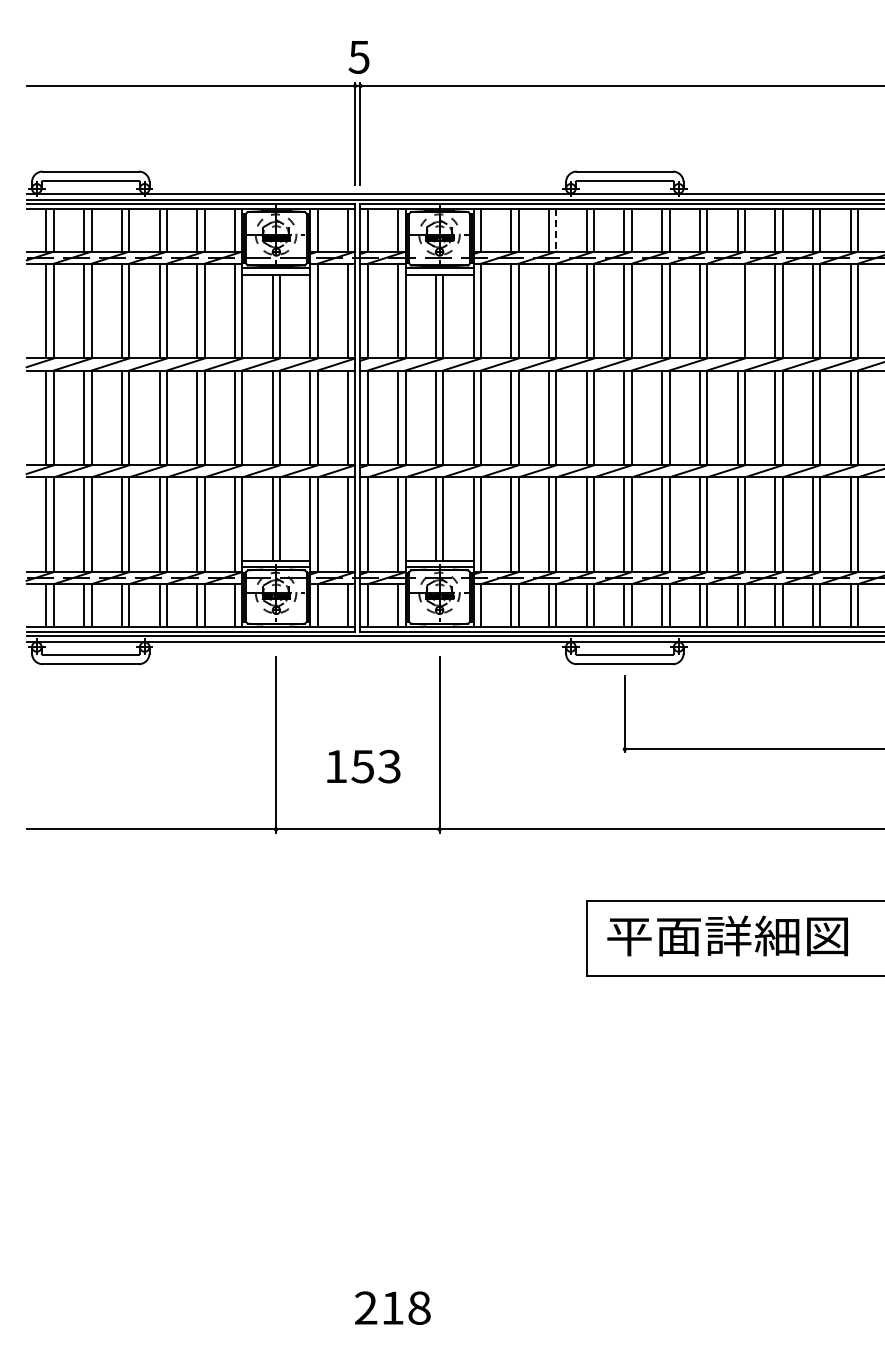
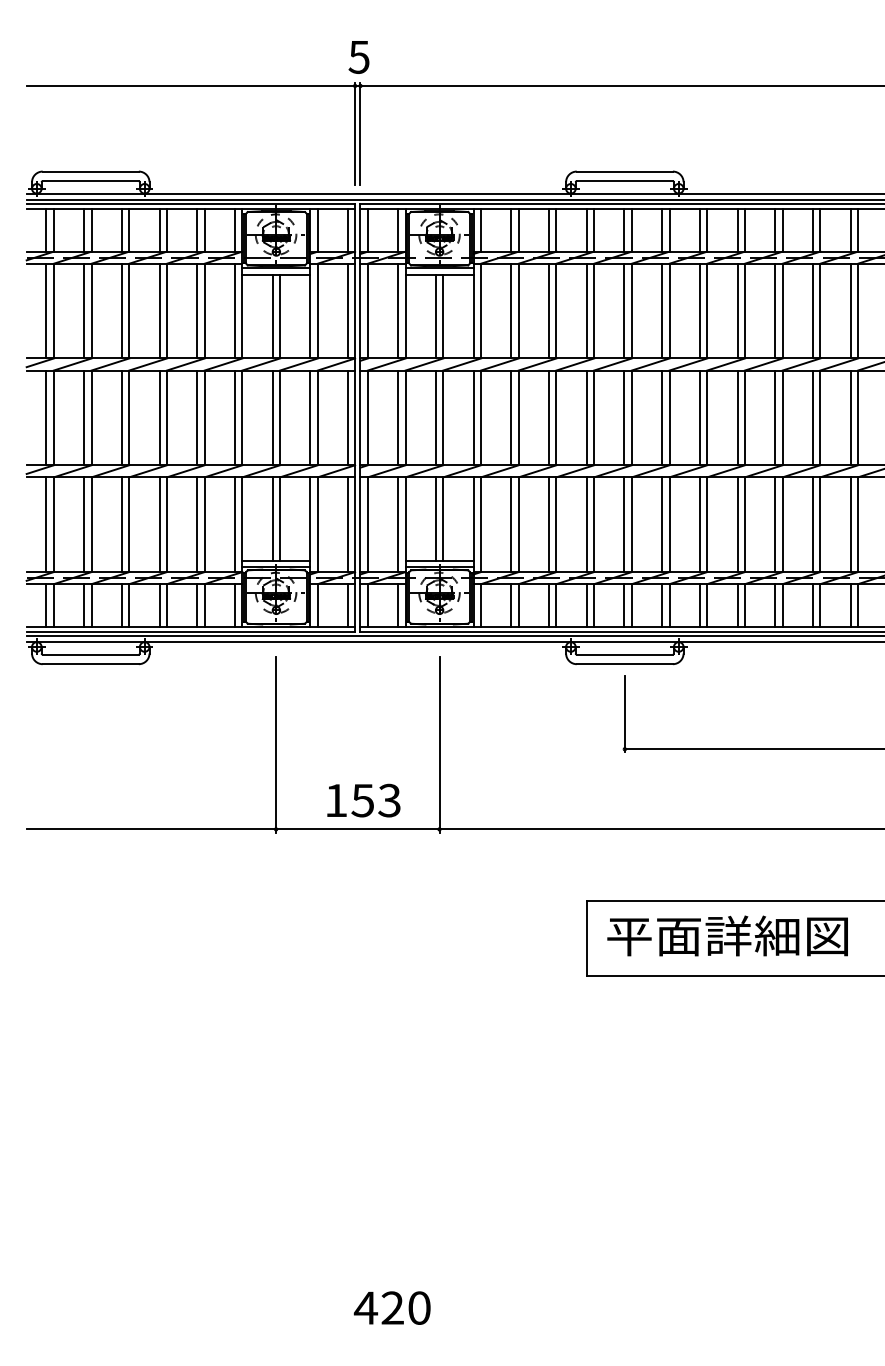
line: dashed -> solid (556, 230)
line: none -> present (737, 310)
text position: (363, 766) -> (363, 800) (363, 800)
text: 218 -> 420 (391, 1307)
